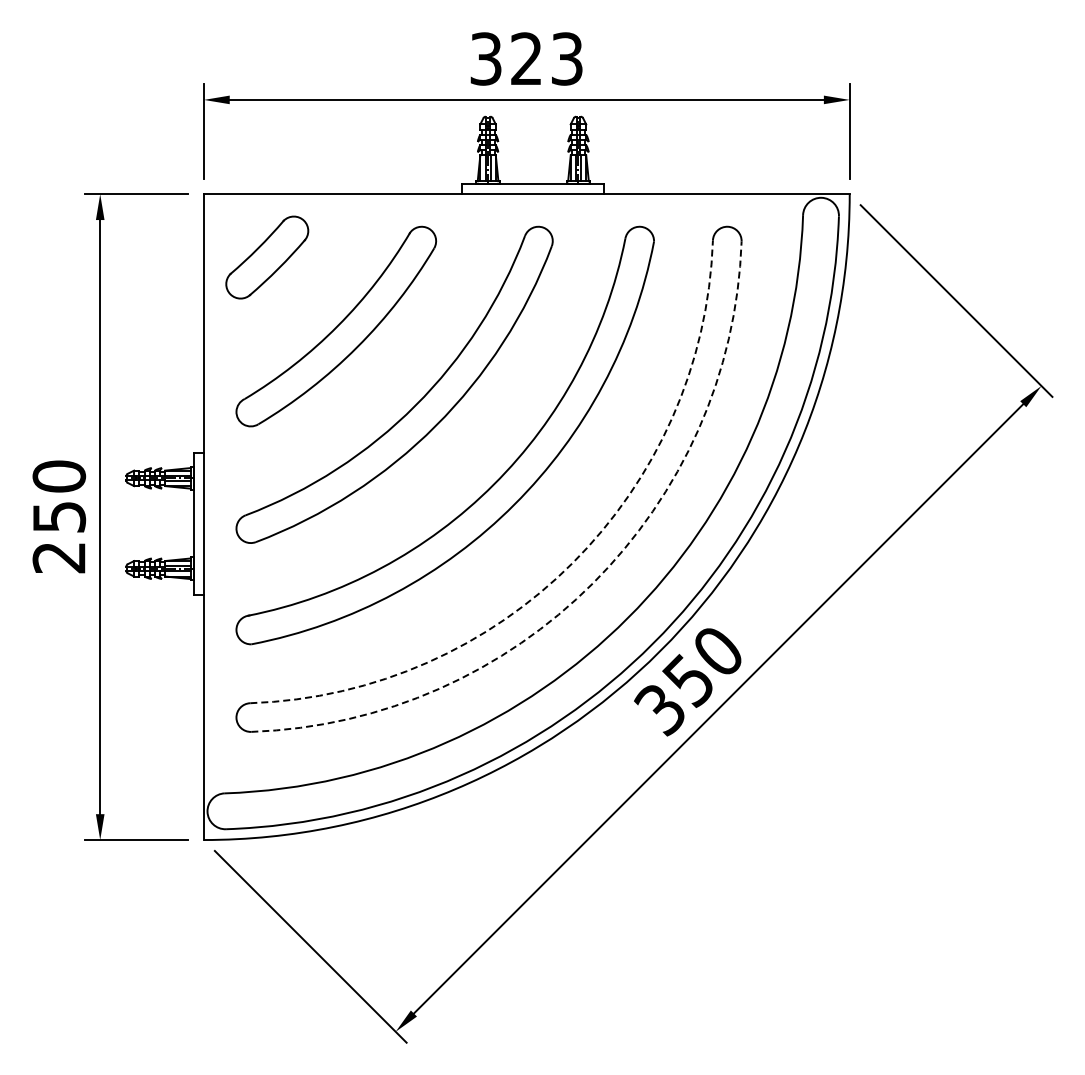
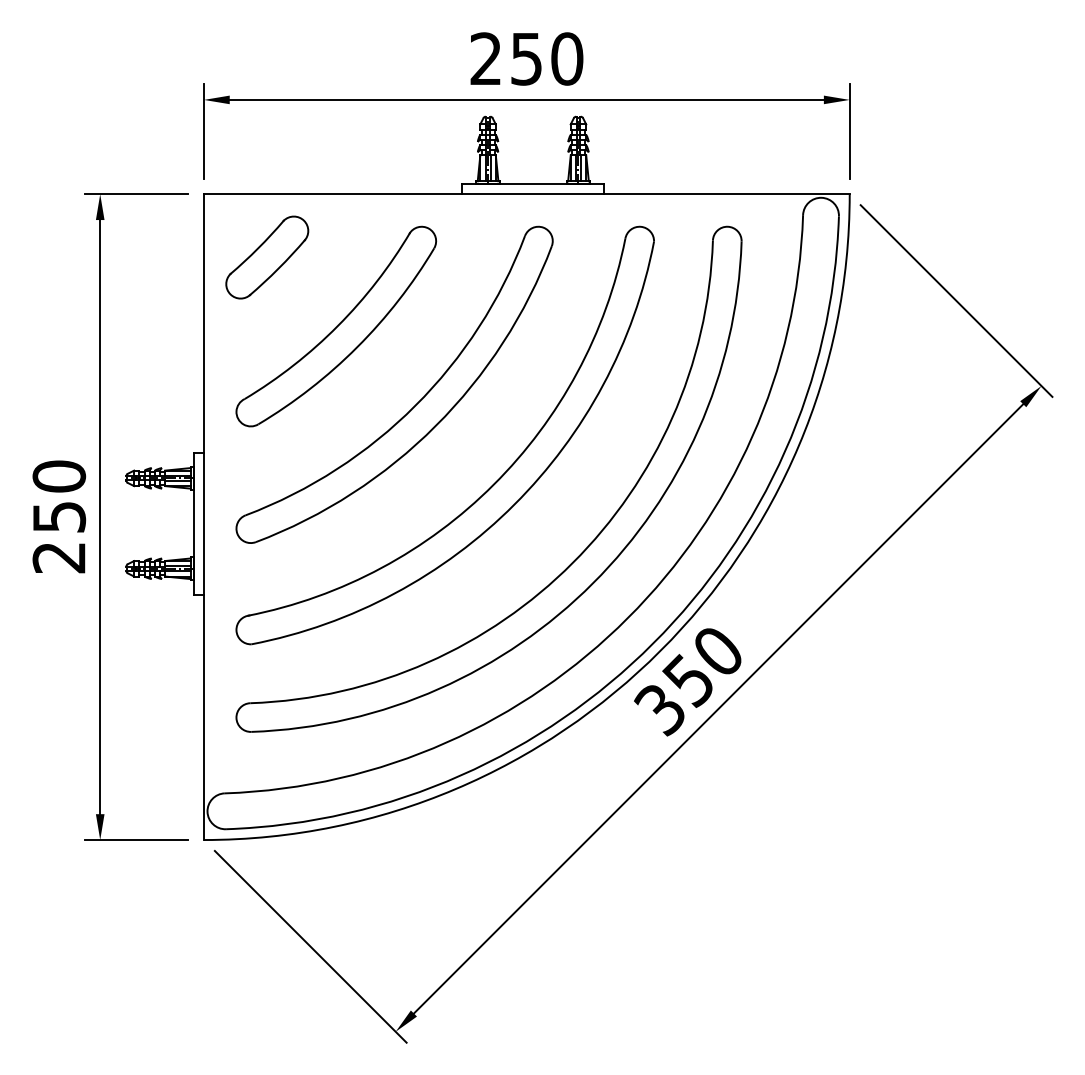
text: 323 -> 250 (526, 58)
arc: dashed -> solid (572, 563)
arc: dashed -> solid (593, 583)
